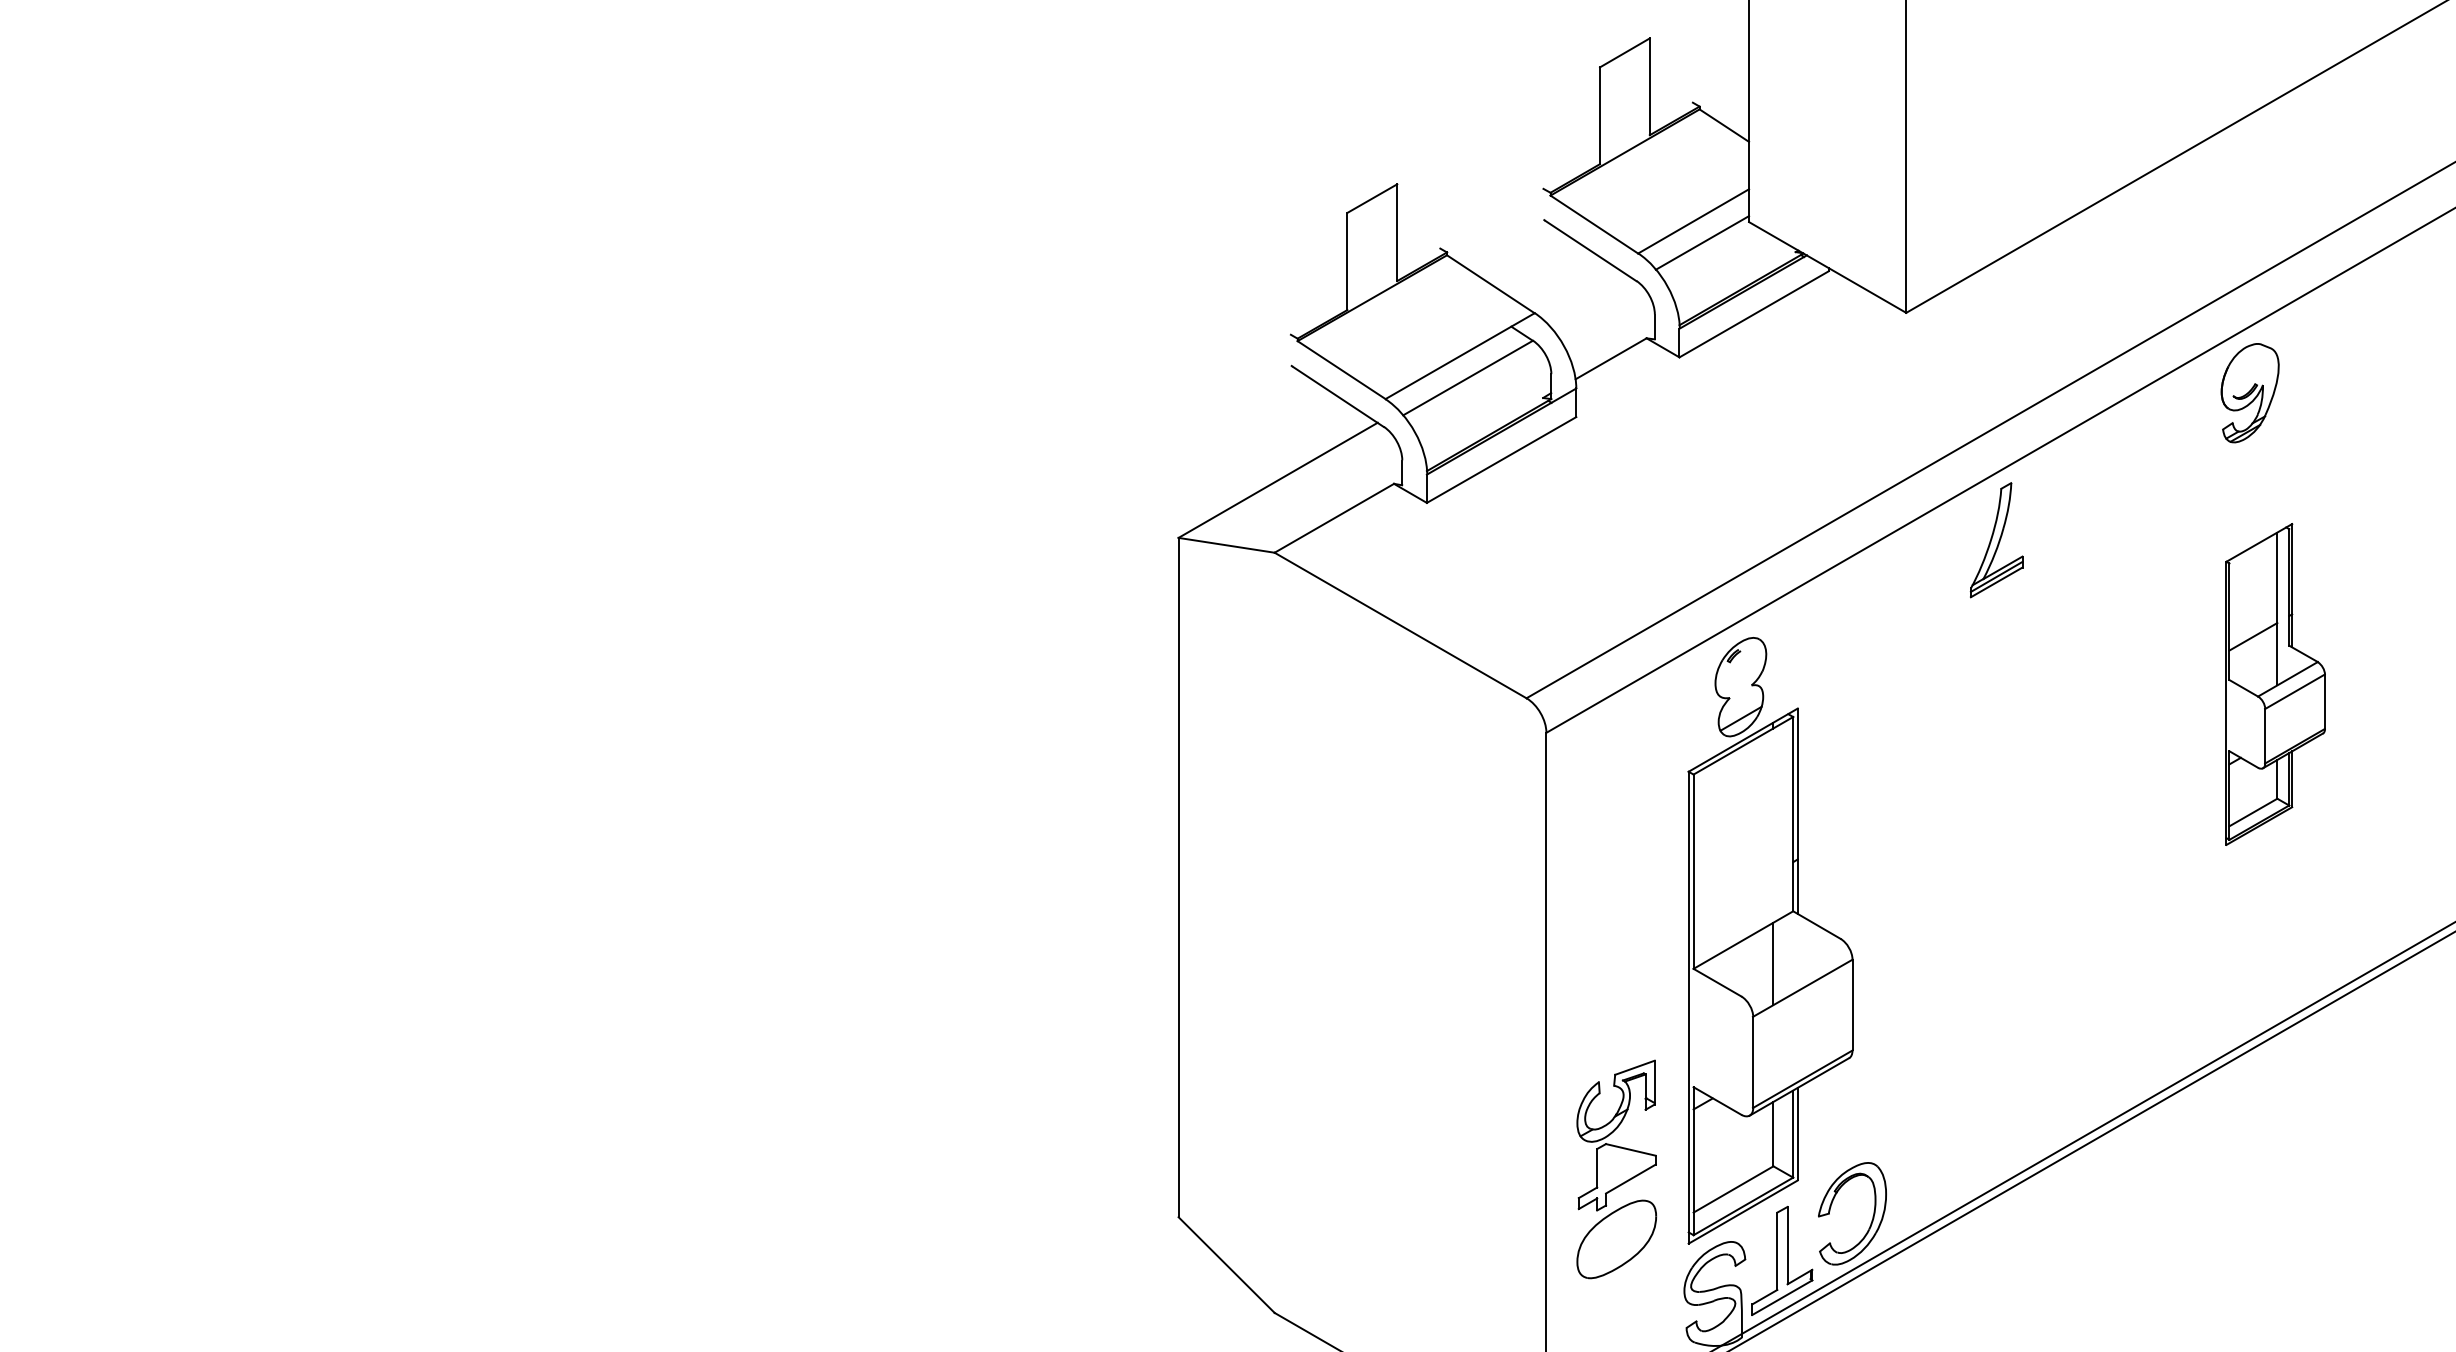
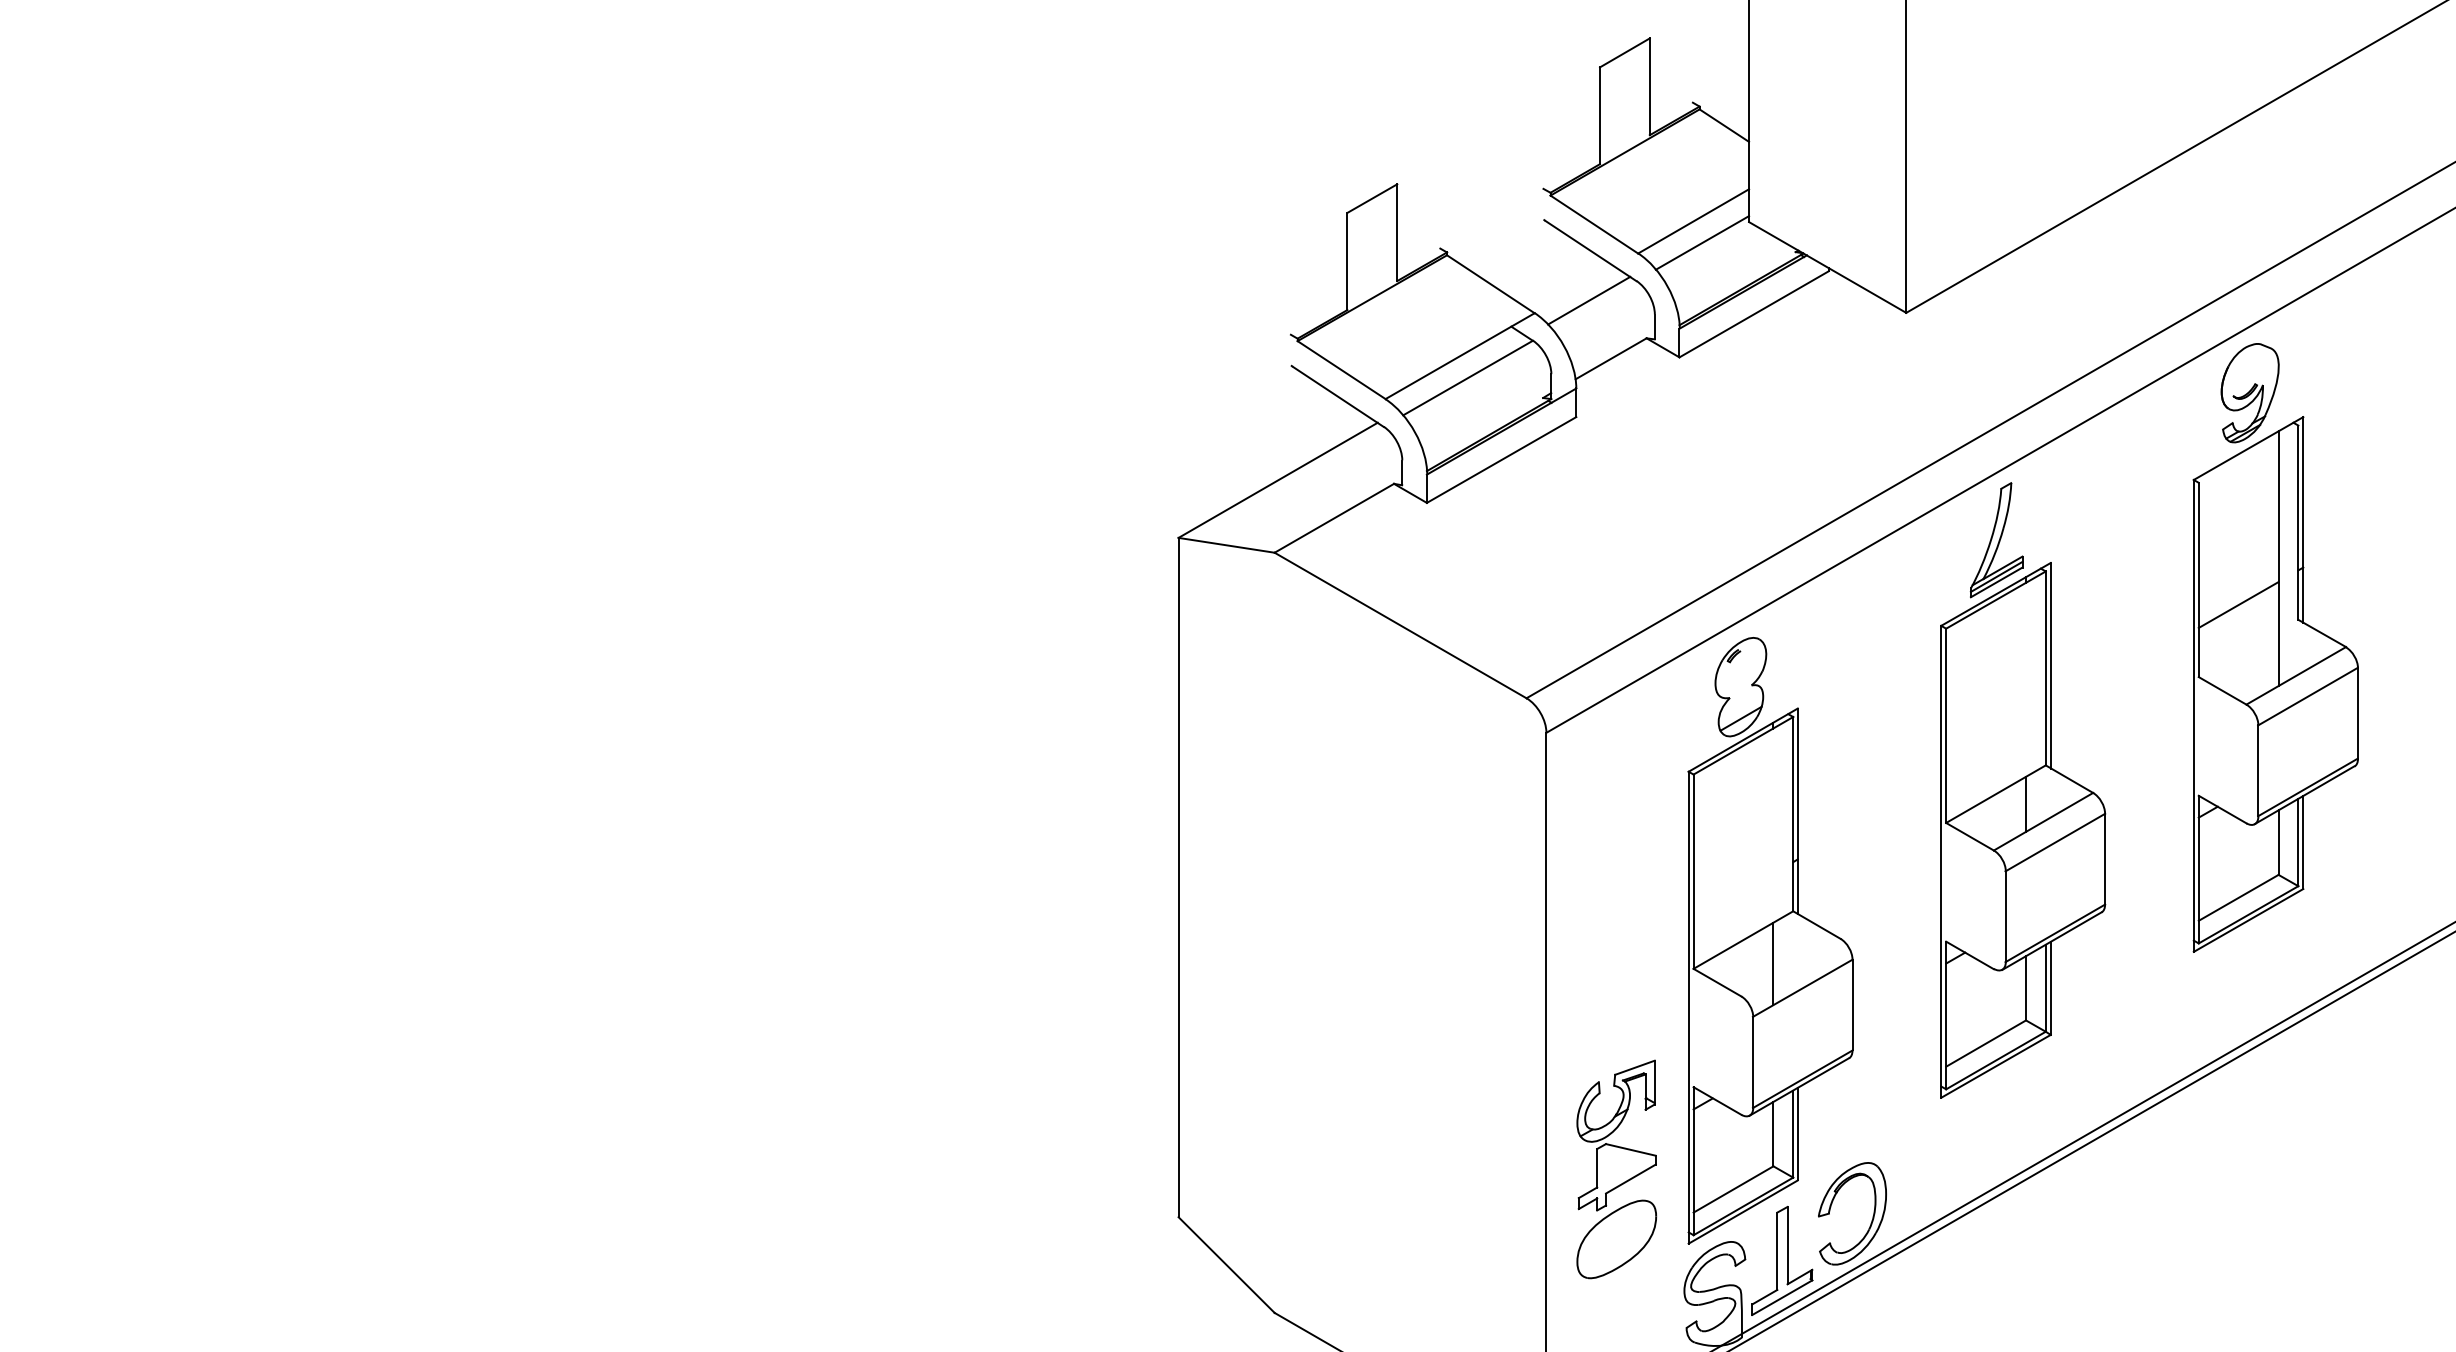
line: none -> present (1589, 300)
part size: 101x323 px -> 167x537 px (2275, 684)
part: none -> present (2023, 830)
